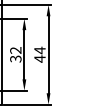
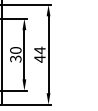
text: 32 -> 30 (15, 50)
